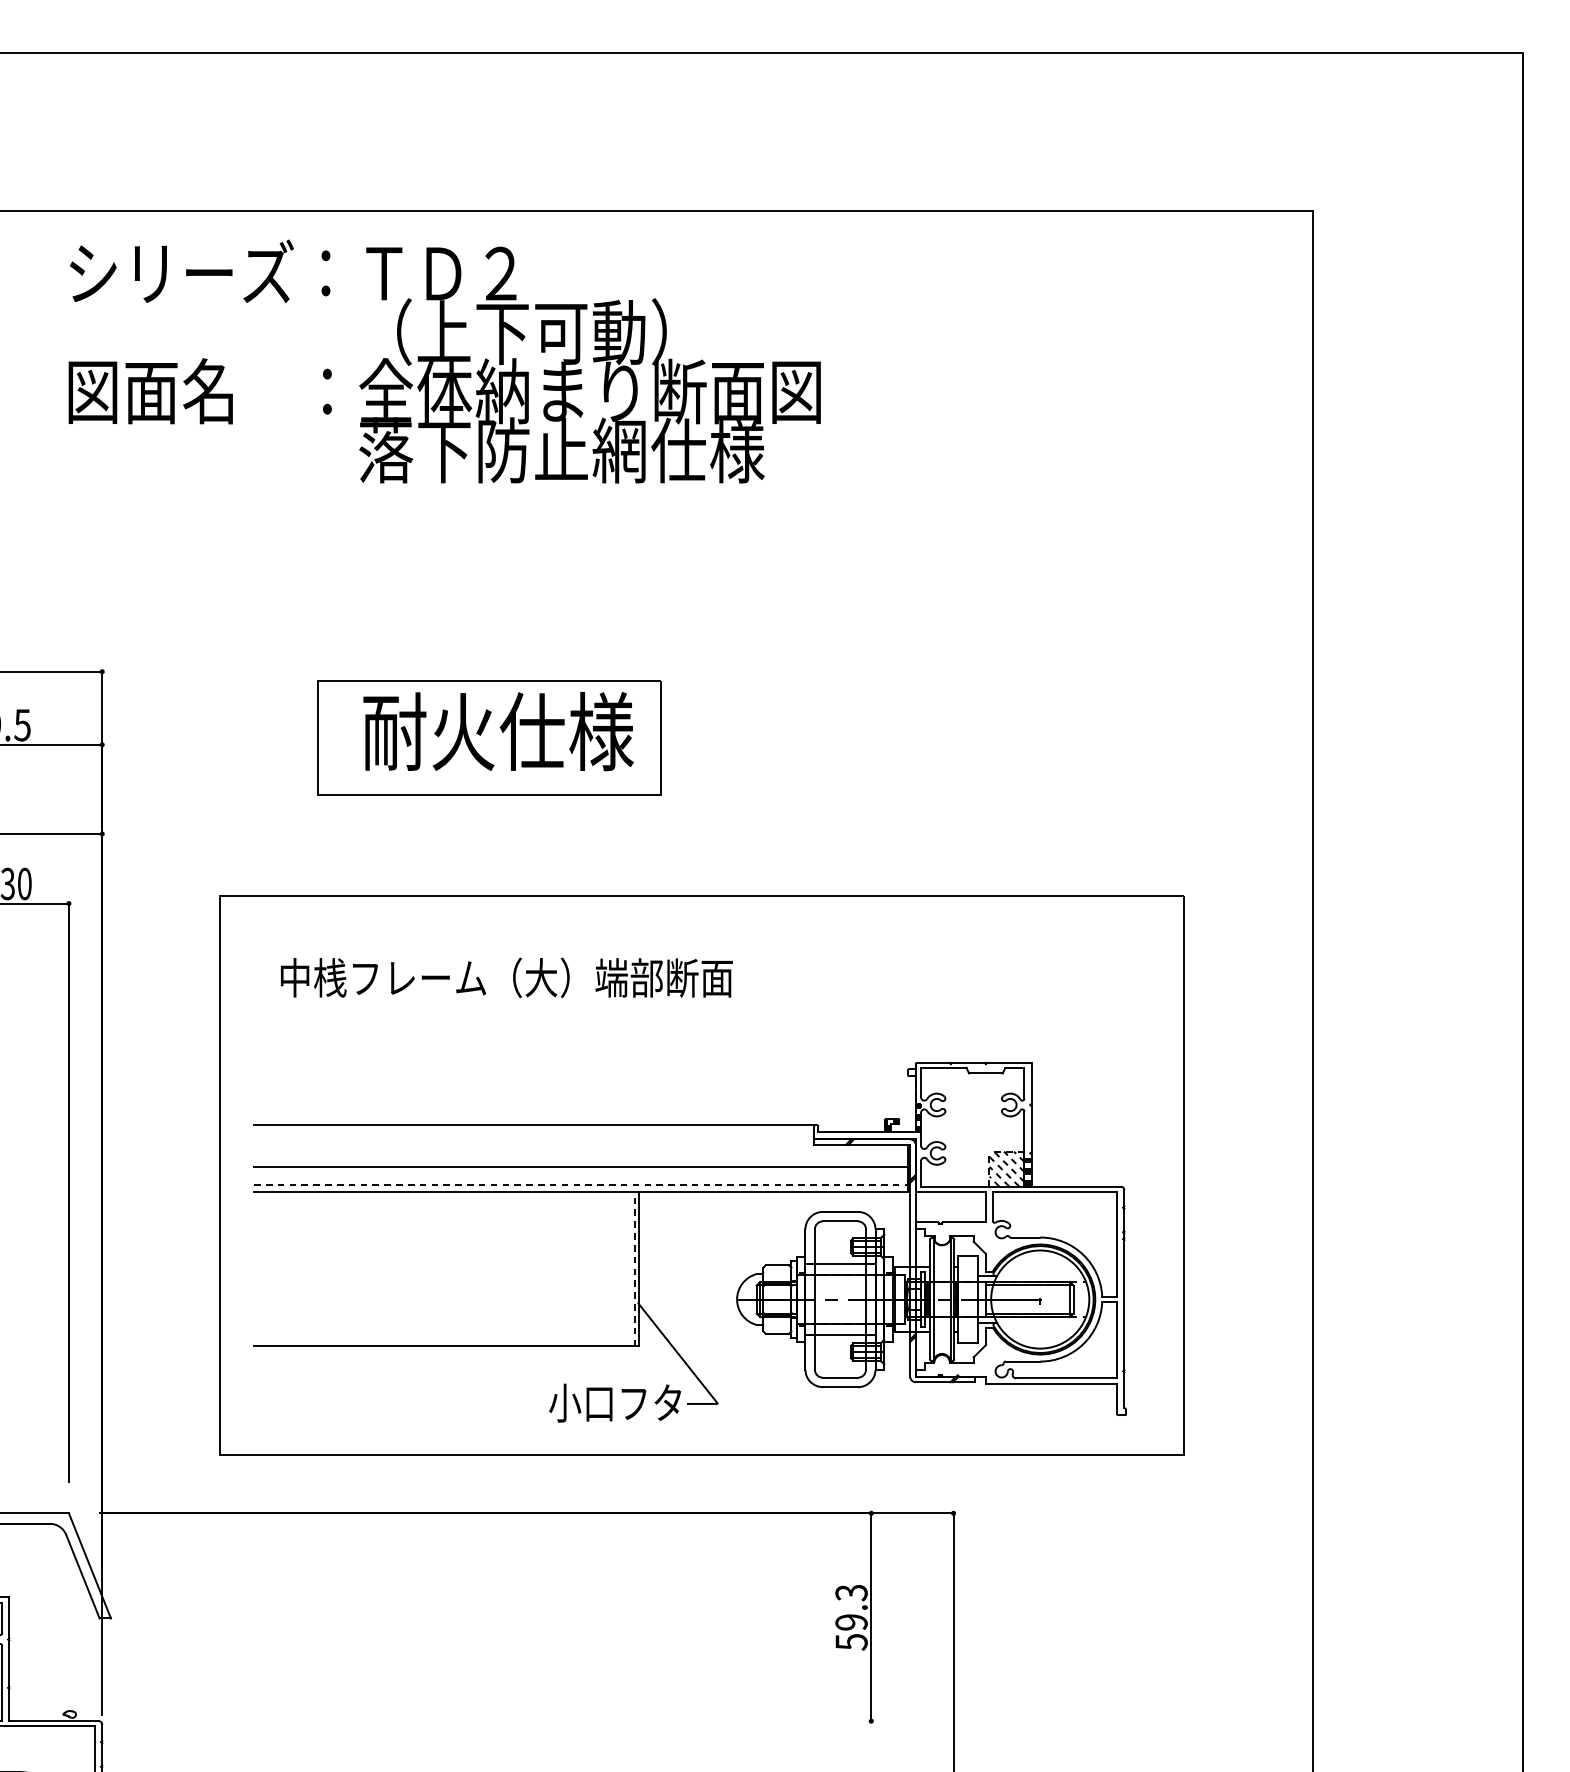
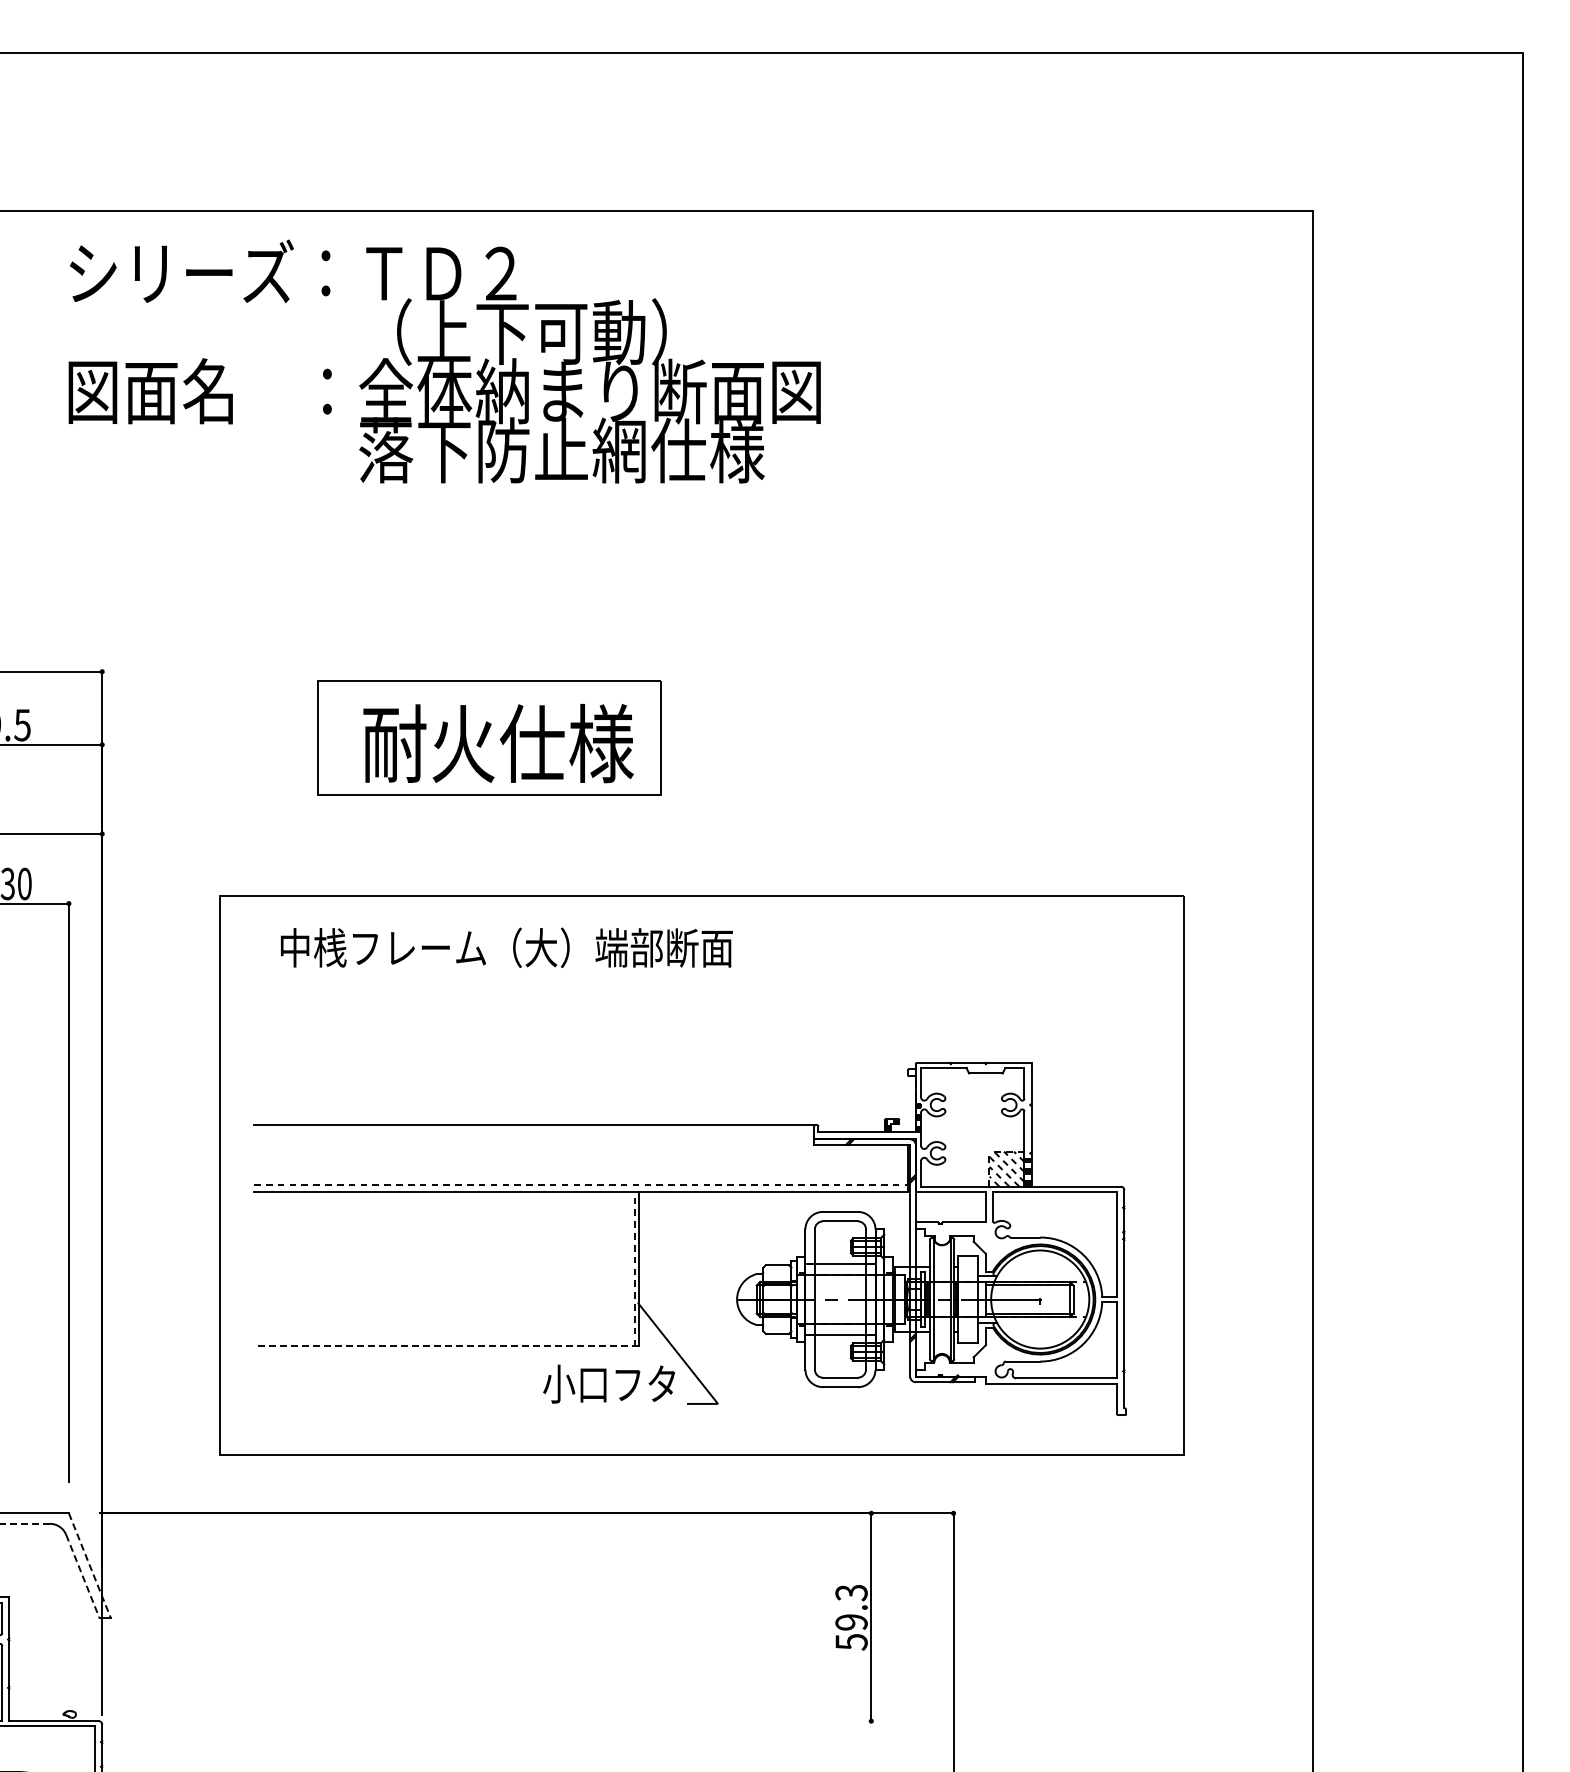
text position: (498, 731) -> (498, 743) (498, 743)
text position: (506, 977) -> (506, 947) (506, 947)
line: present -> none (581, 1167)
line: solid -> dashed (446, 1346)
text position: (615, 1402) -> (609, 1383) (609, 1383)
line: solid -> dashed (25, 1523)
line: solid -> dashed (89, 1565)
line: solid -> dashed (83, 1577)
